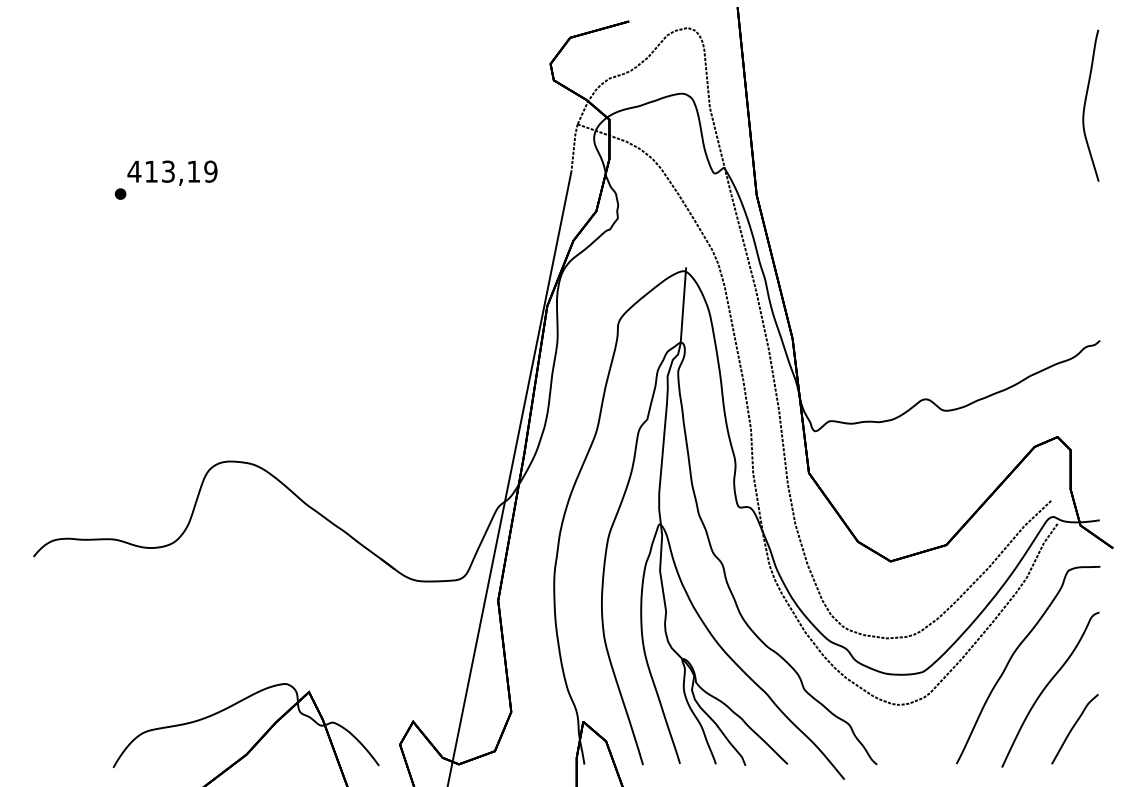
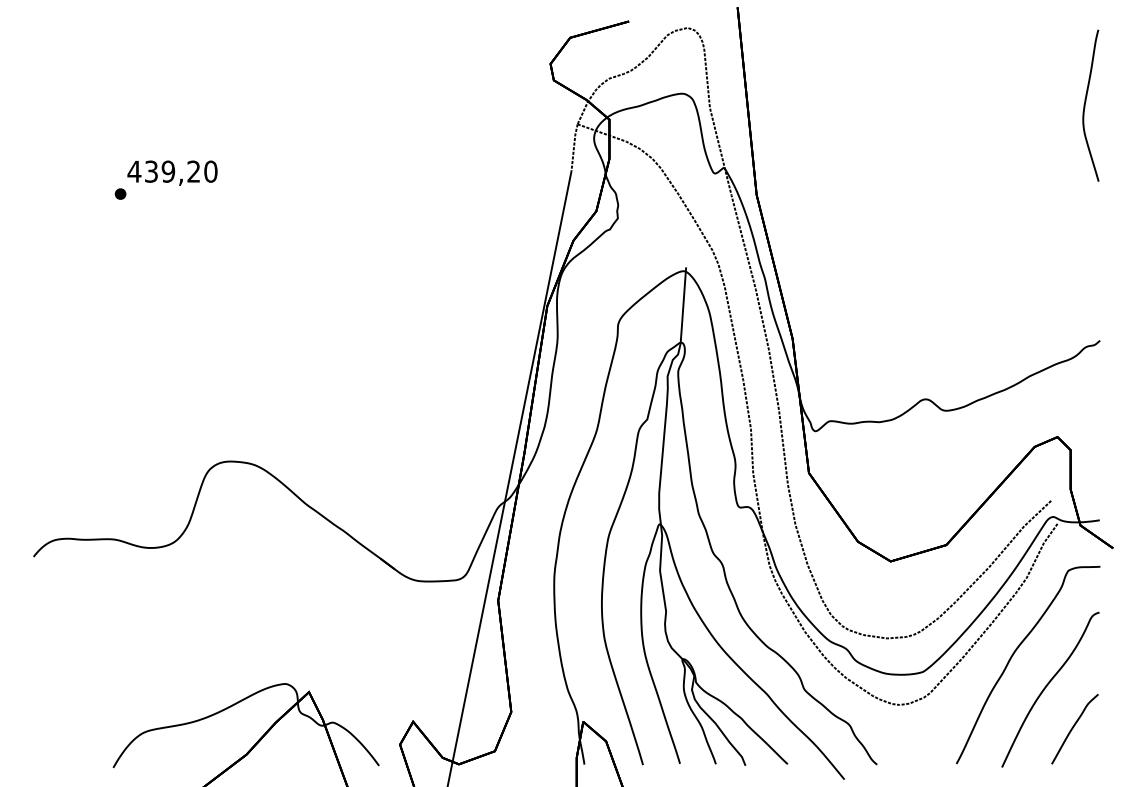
text: 413,19 -> 439,20 (181, 171)
